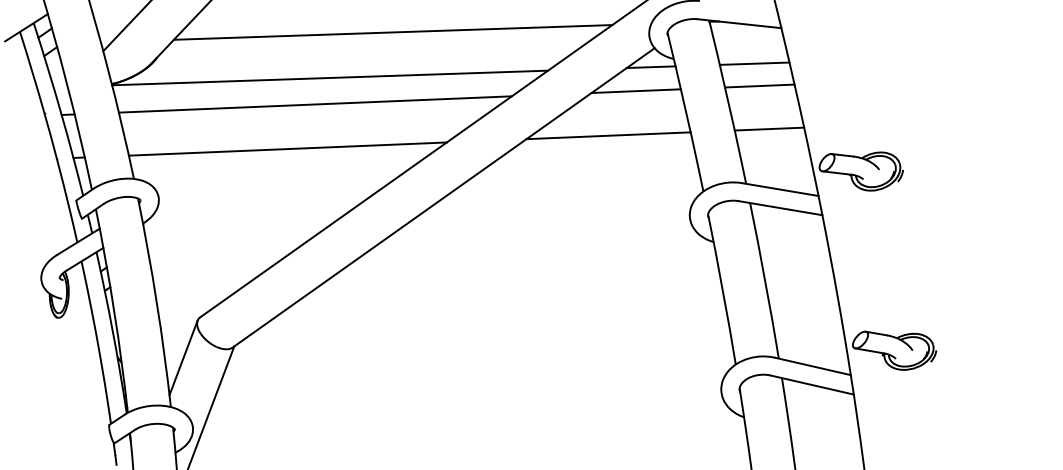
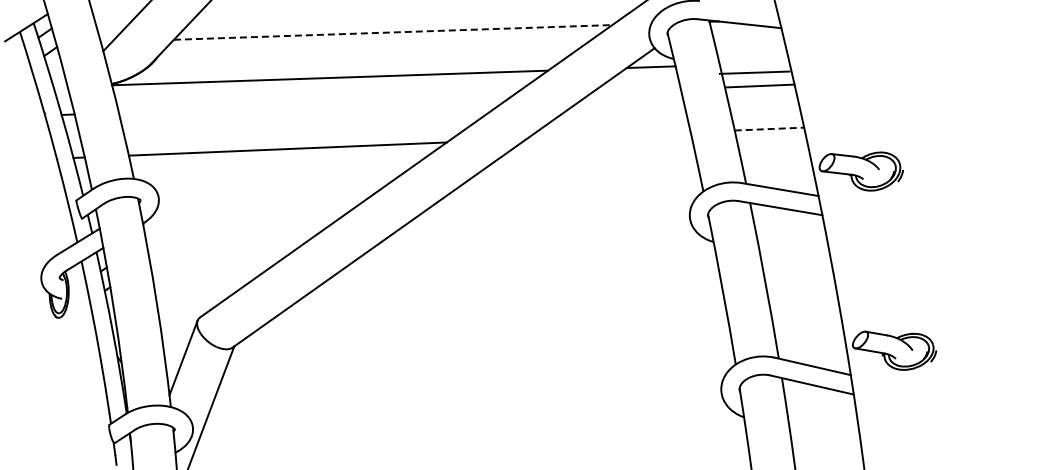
line: solid -> dashed (393, 32)
line position: (754, 63) -> (754, 72) (754, 72)
line: present -> none (635, 91)
line: present -> none (314, 104)
line: solid -> dashed (769, 129)
line: present -> none (608, 135)
